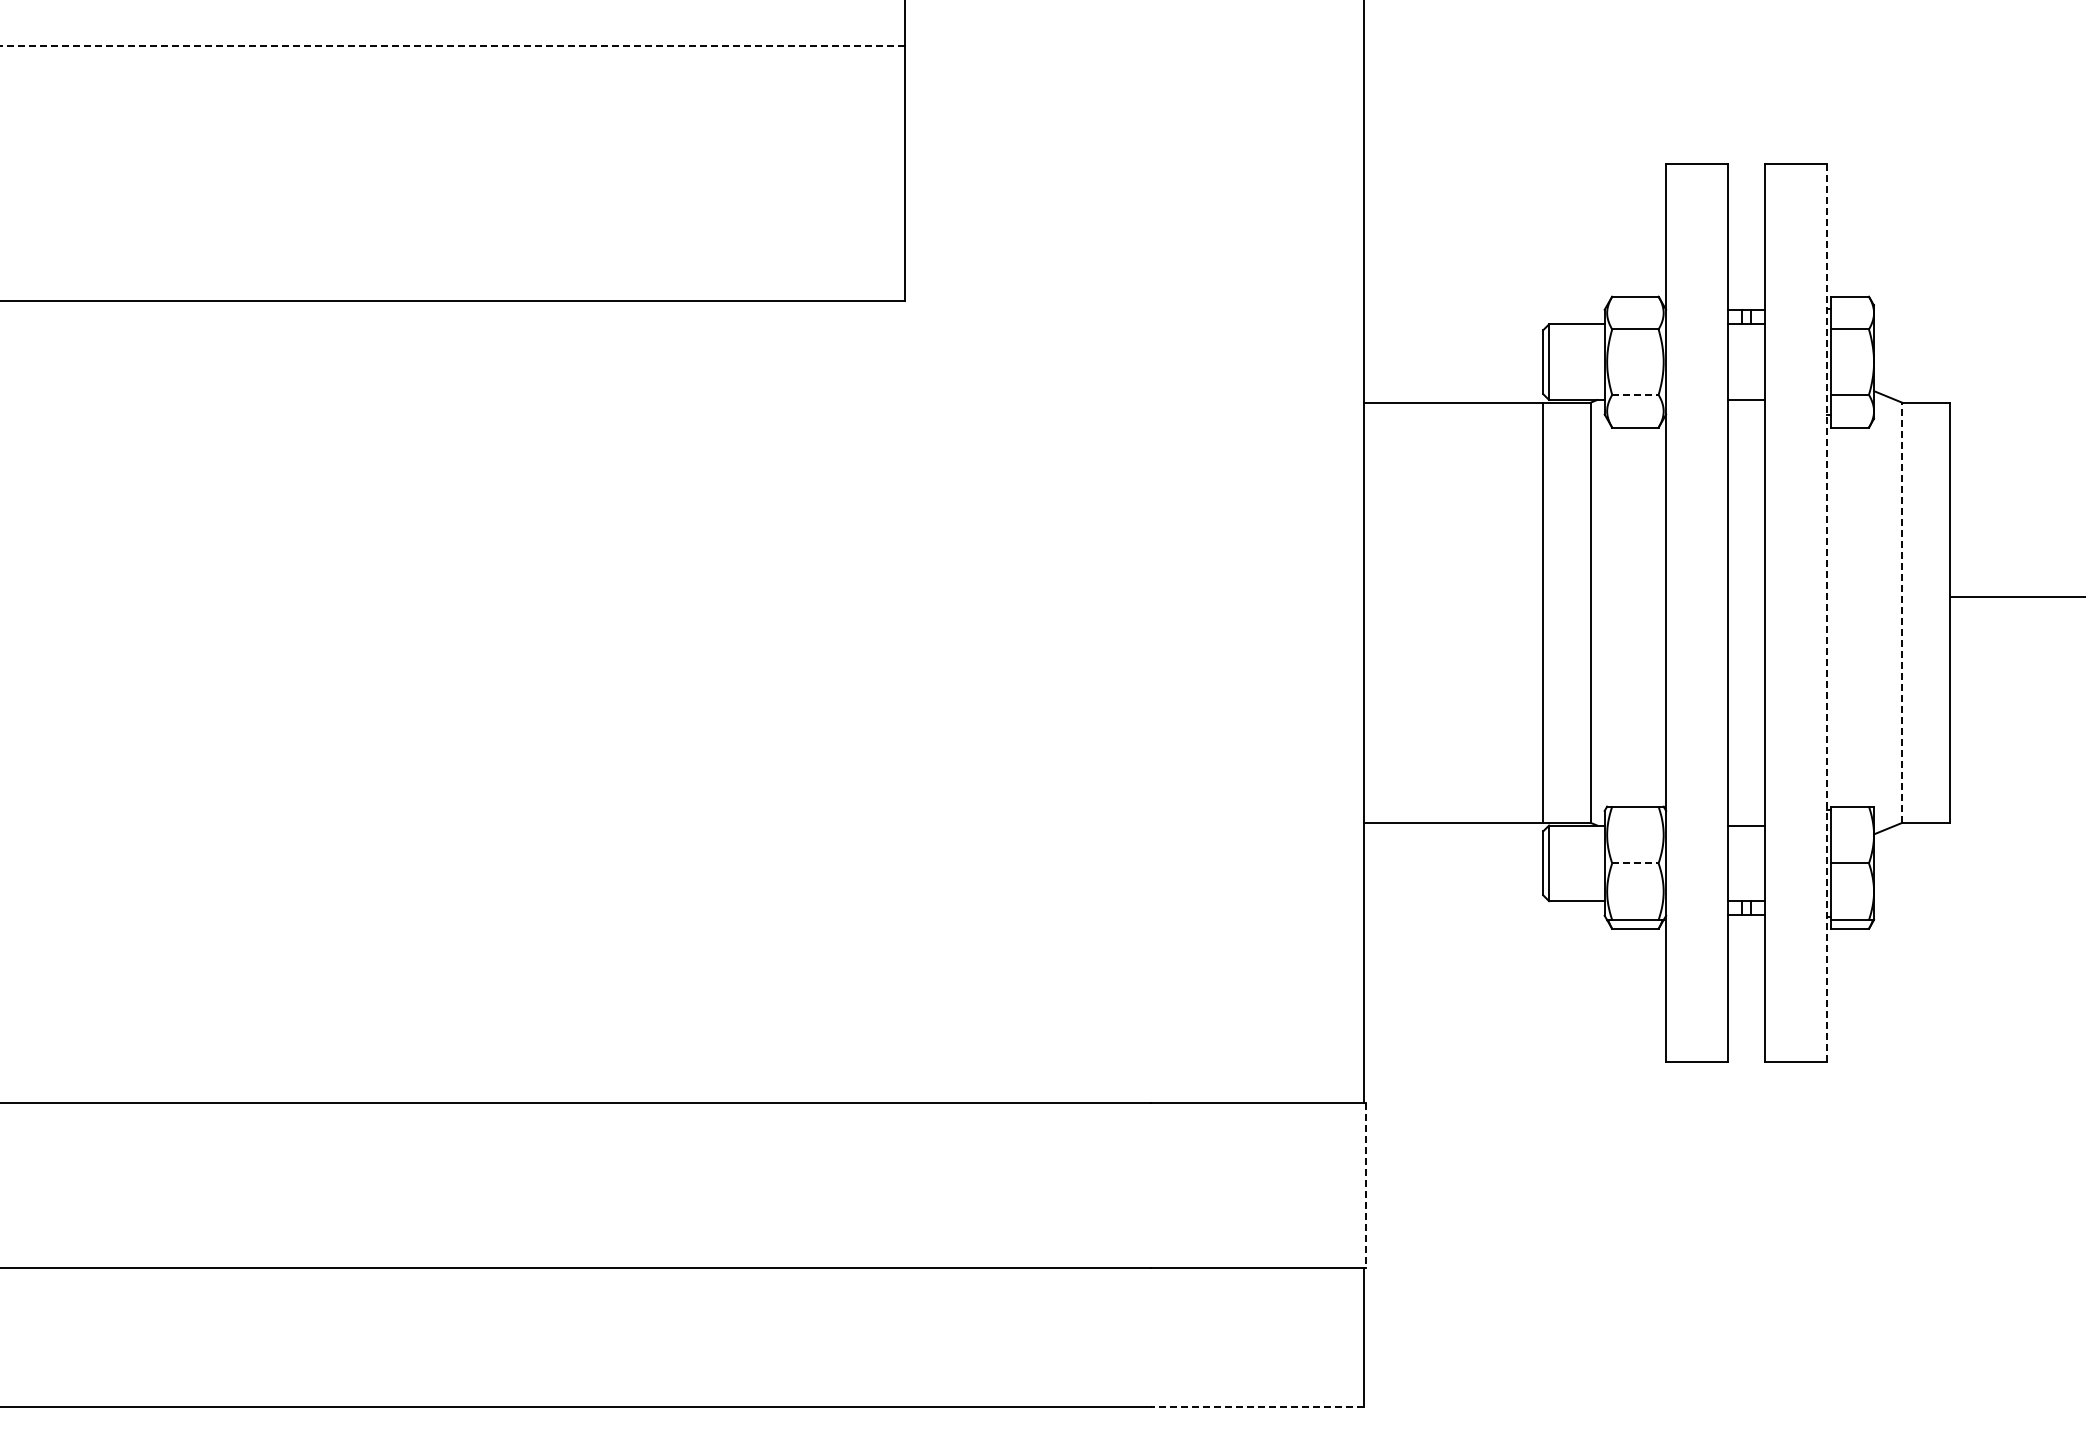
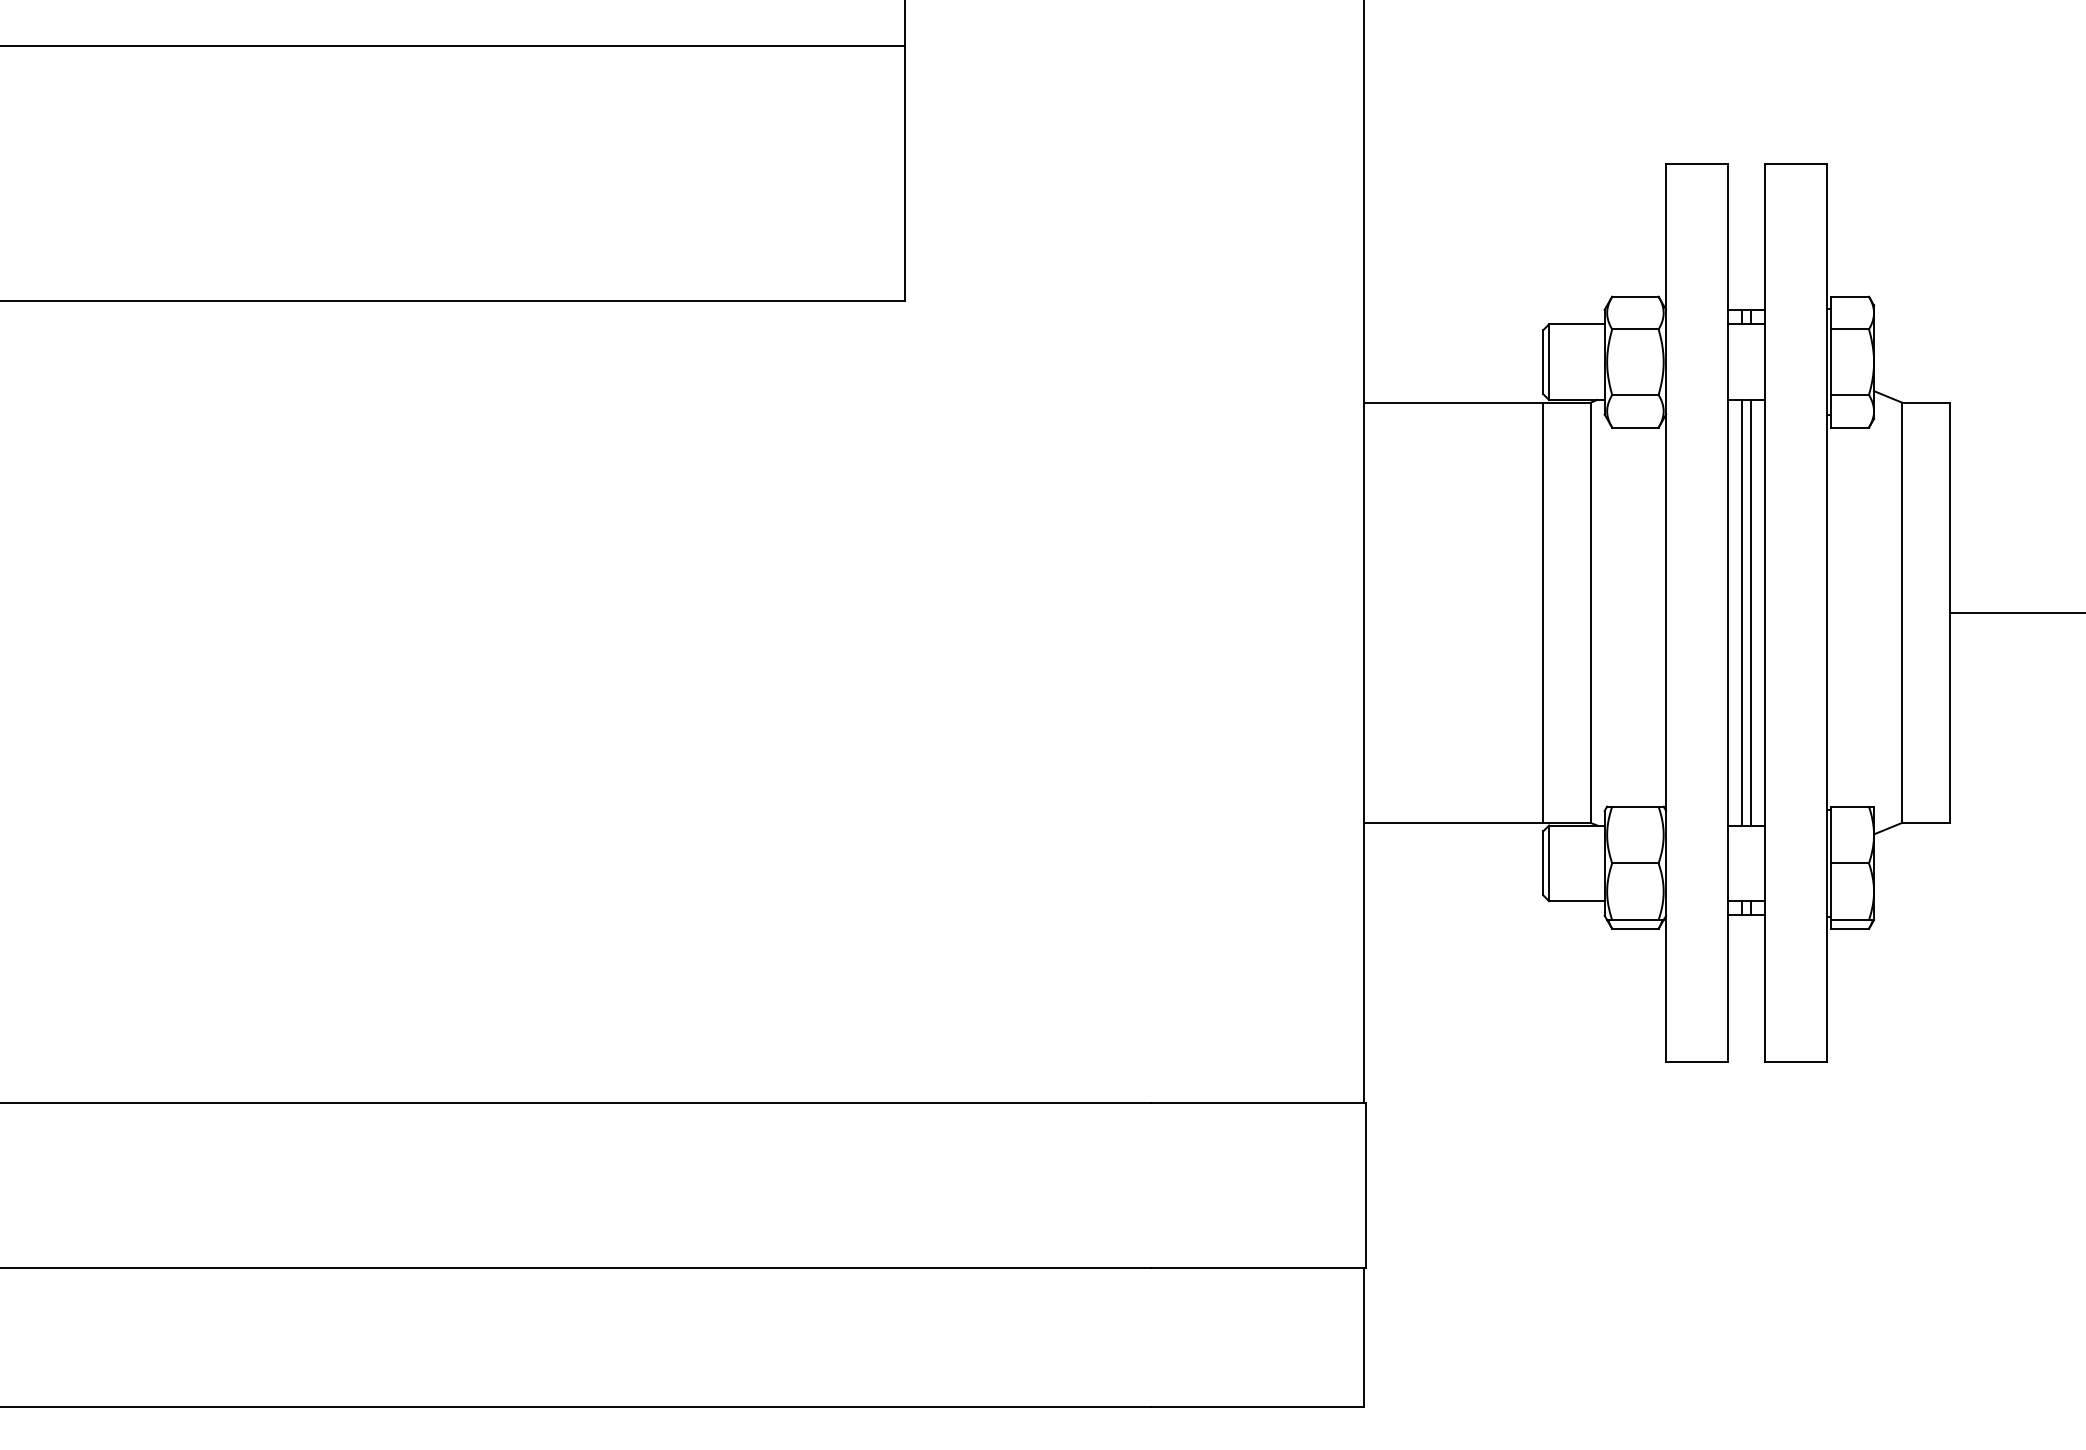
line: dashed -> solid (452, 45)
line: dashed -> solid (1635, 394)
line position: (2015, 596) -> (2015, 612) (2015, 612)
line: none -> present (1741, 612)
line: none -> present (1751, 612)
line: dashed -> solid (1826, 612)
line: dashed -> solid (1902, 612)
line: dashed -> solid (1635, 863)
line: dashed -> solid (1366, 1185)
line: dashed -> solid (1256, 1406)
